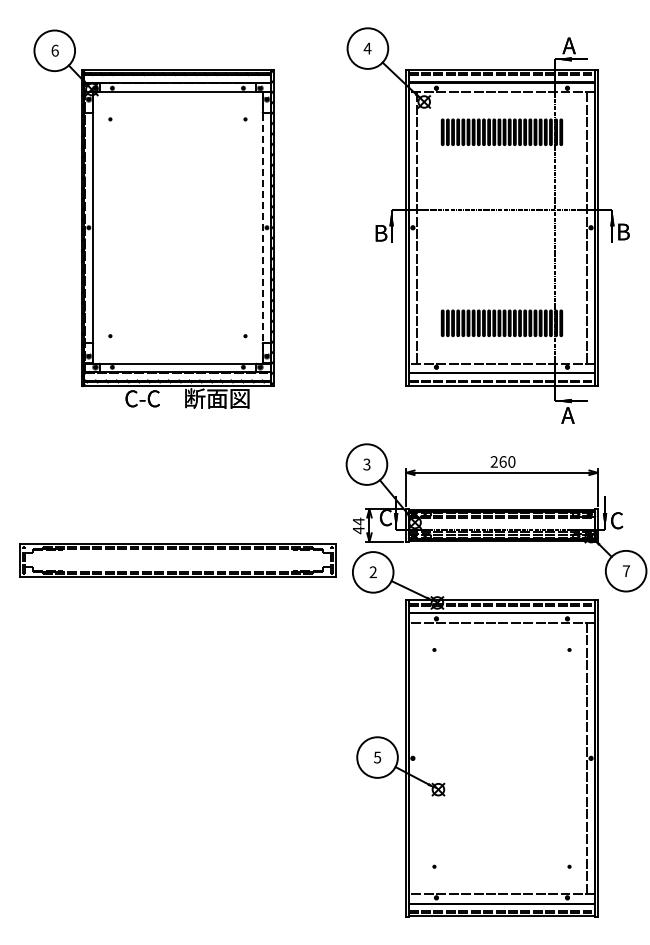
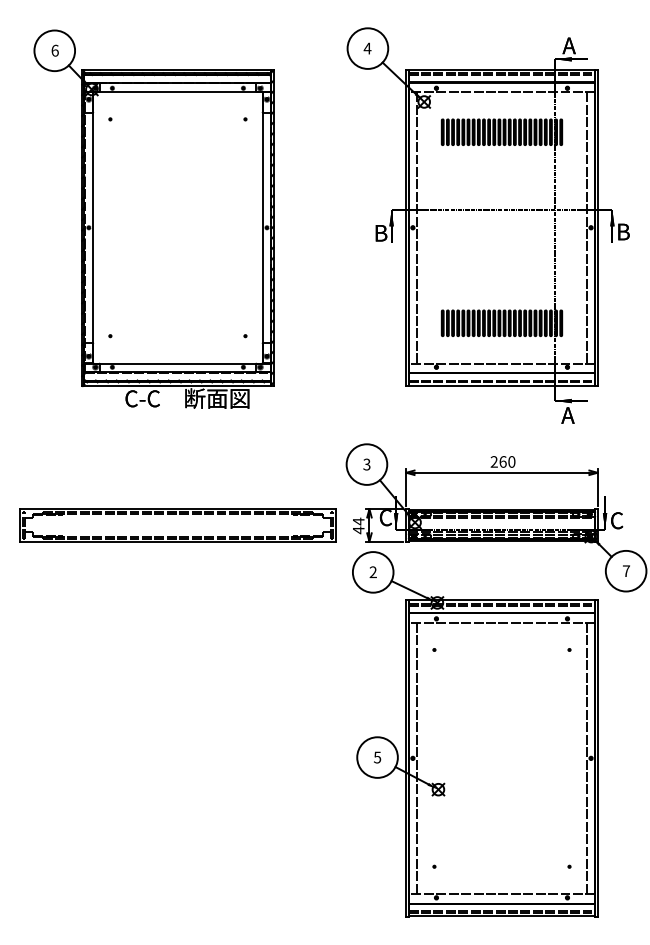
line: dashed -> solid (262, 228)
part position: (177, 560) -> (177, 525) (177, 525)
line: none -> present (417, 757)
